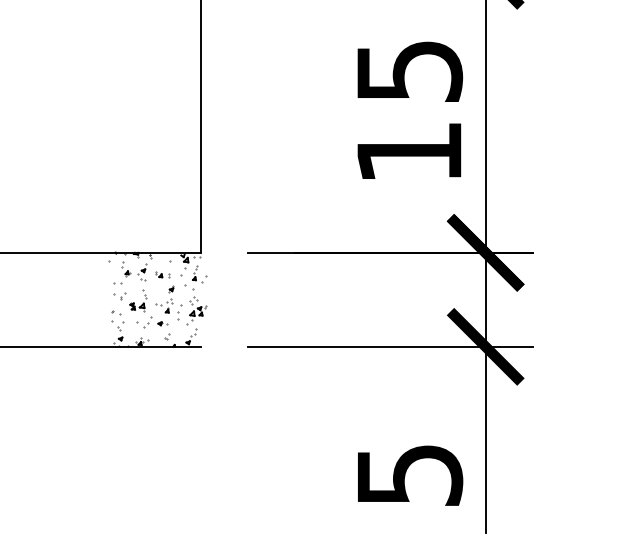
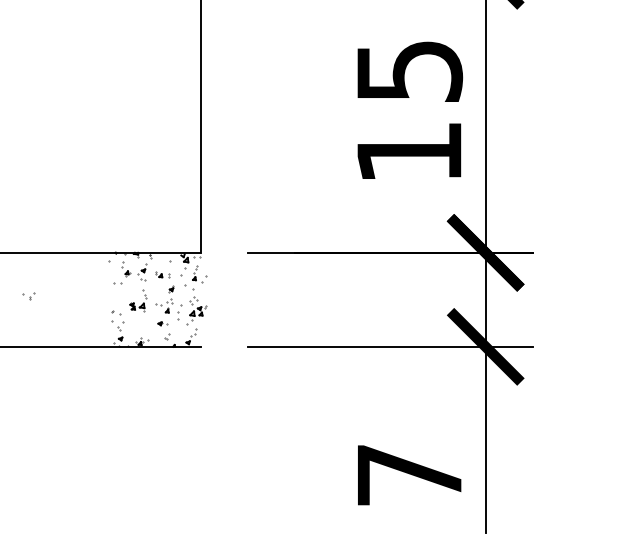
part position: (119, 296) -> (28, 296) (28, 296)
part: present -> none (144, 322)
text: 5 -> 7 (410, 475)
